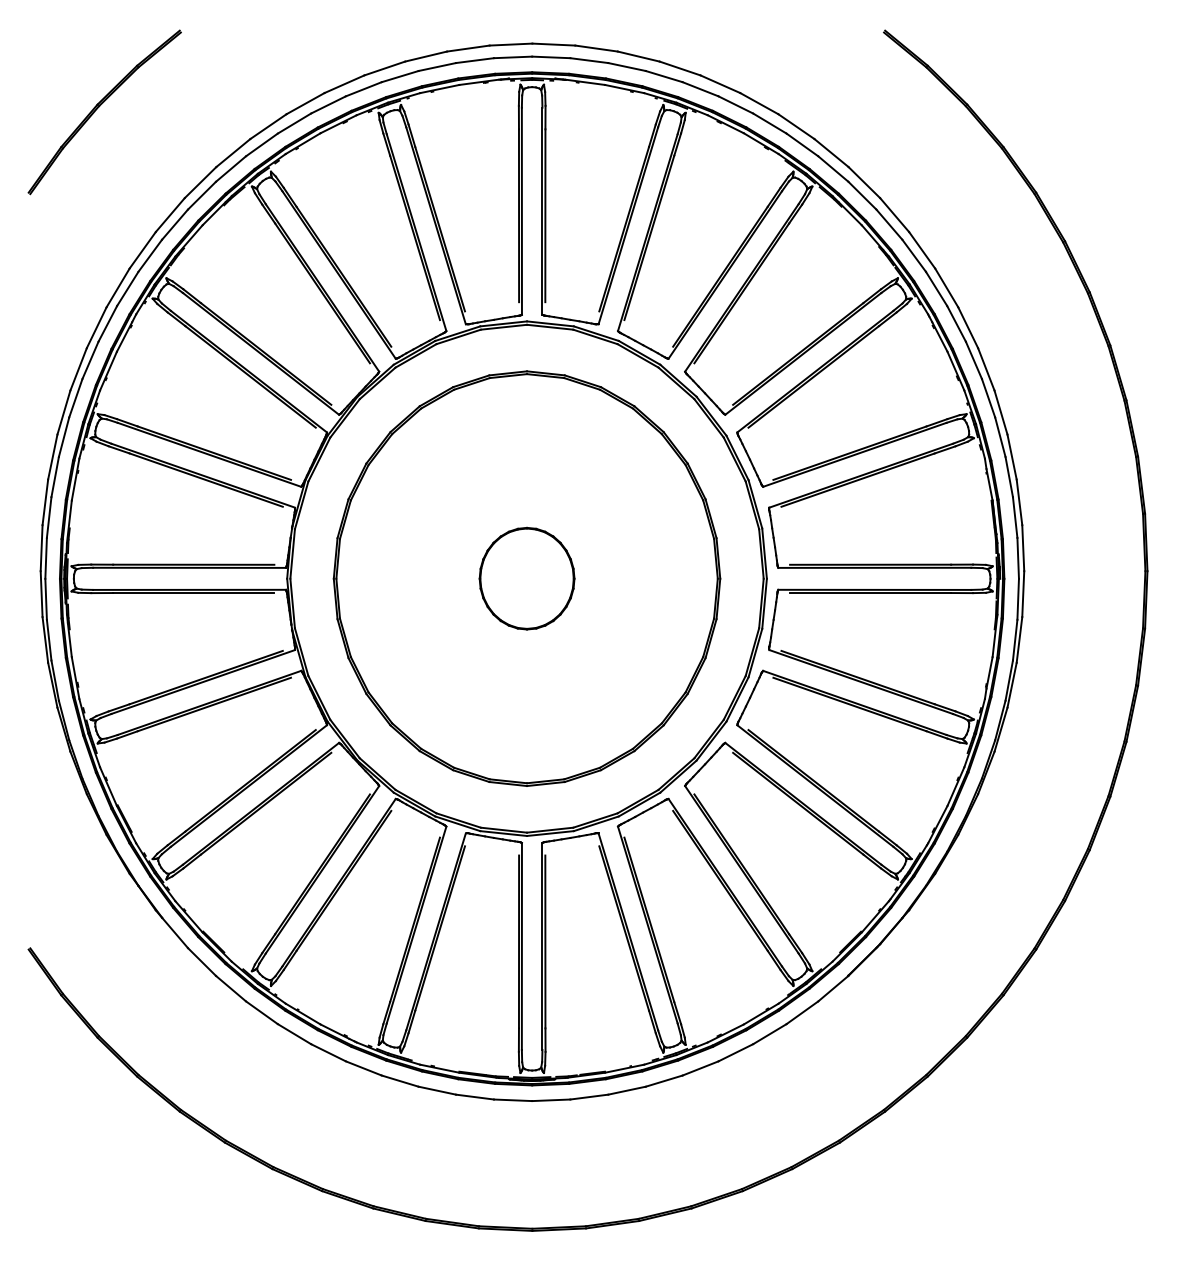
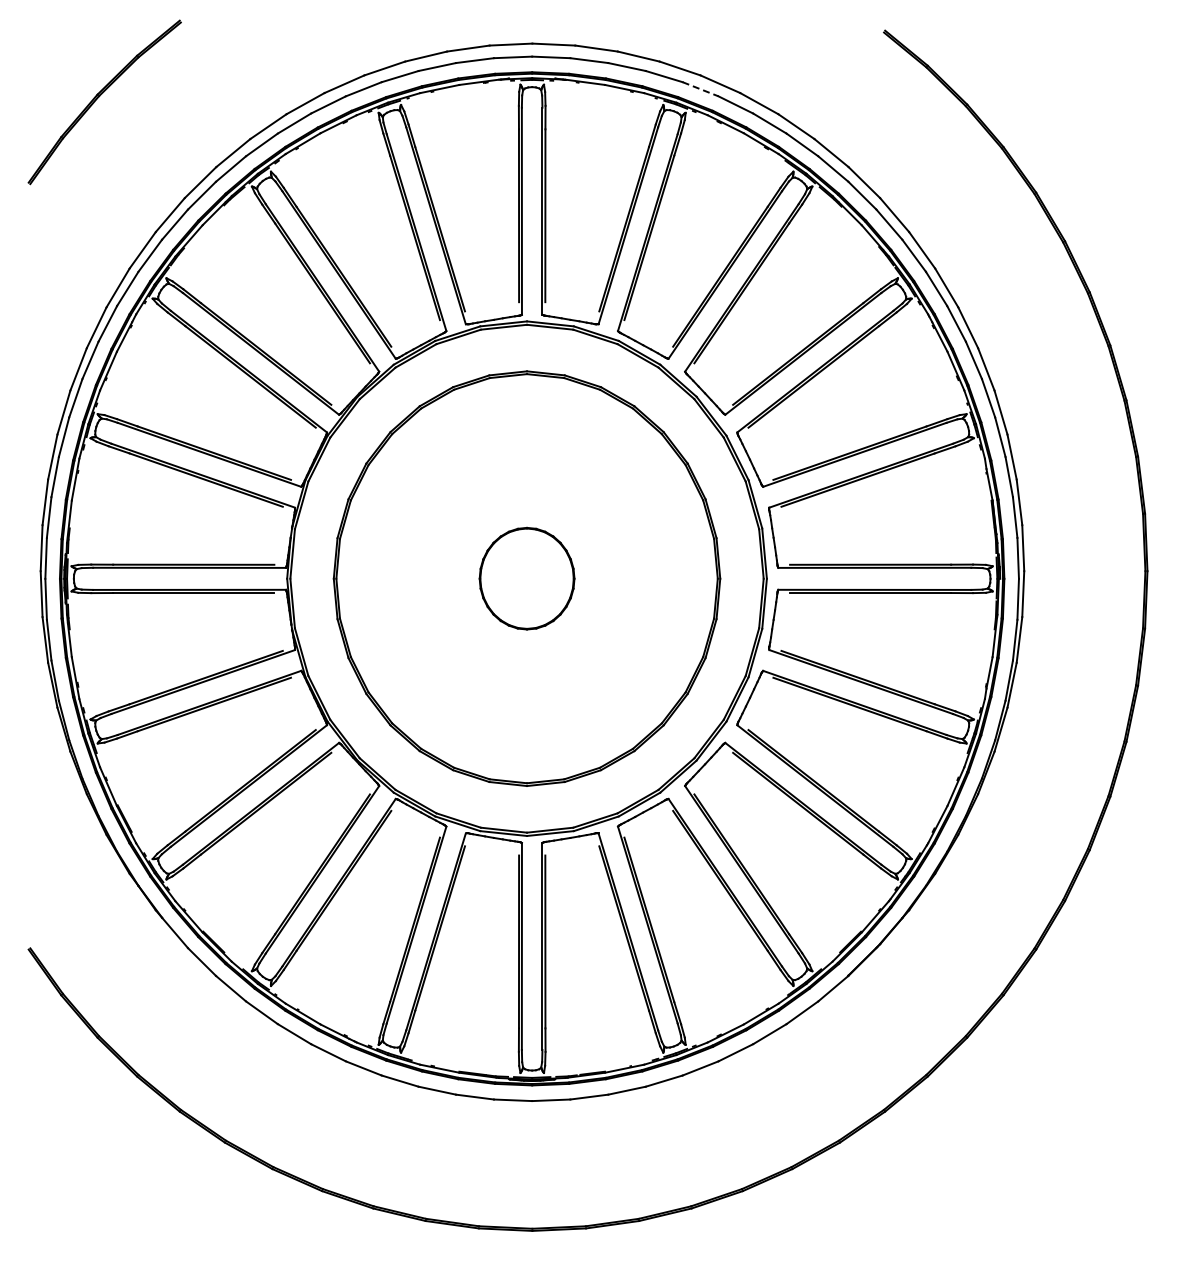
line: solid -> dashed (701, 89)
part position: (99, 107) -> (99, 97) (99, 97)
